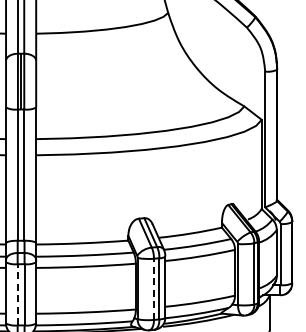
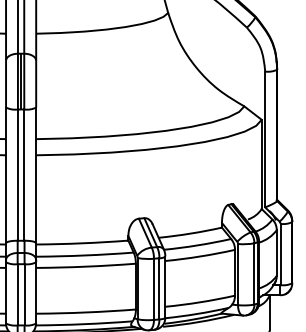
line: dashed -> solid (153, 289)
line: dashed -> solid (17, 294)
